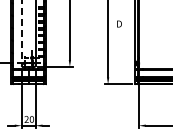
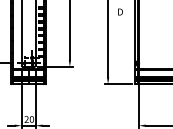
text position: (119, 23) -> (120, 11) (120, 11)
line: dashed -> solid (21, 33)
